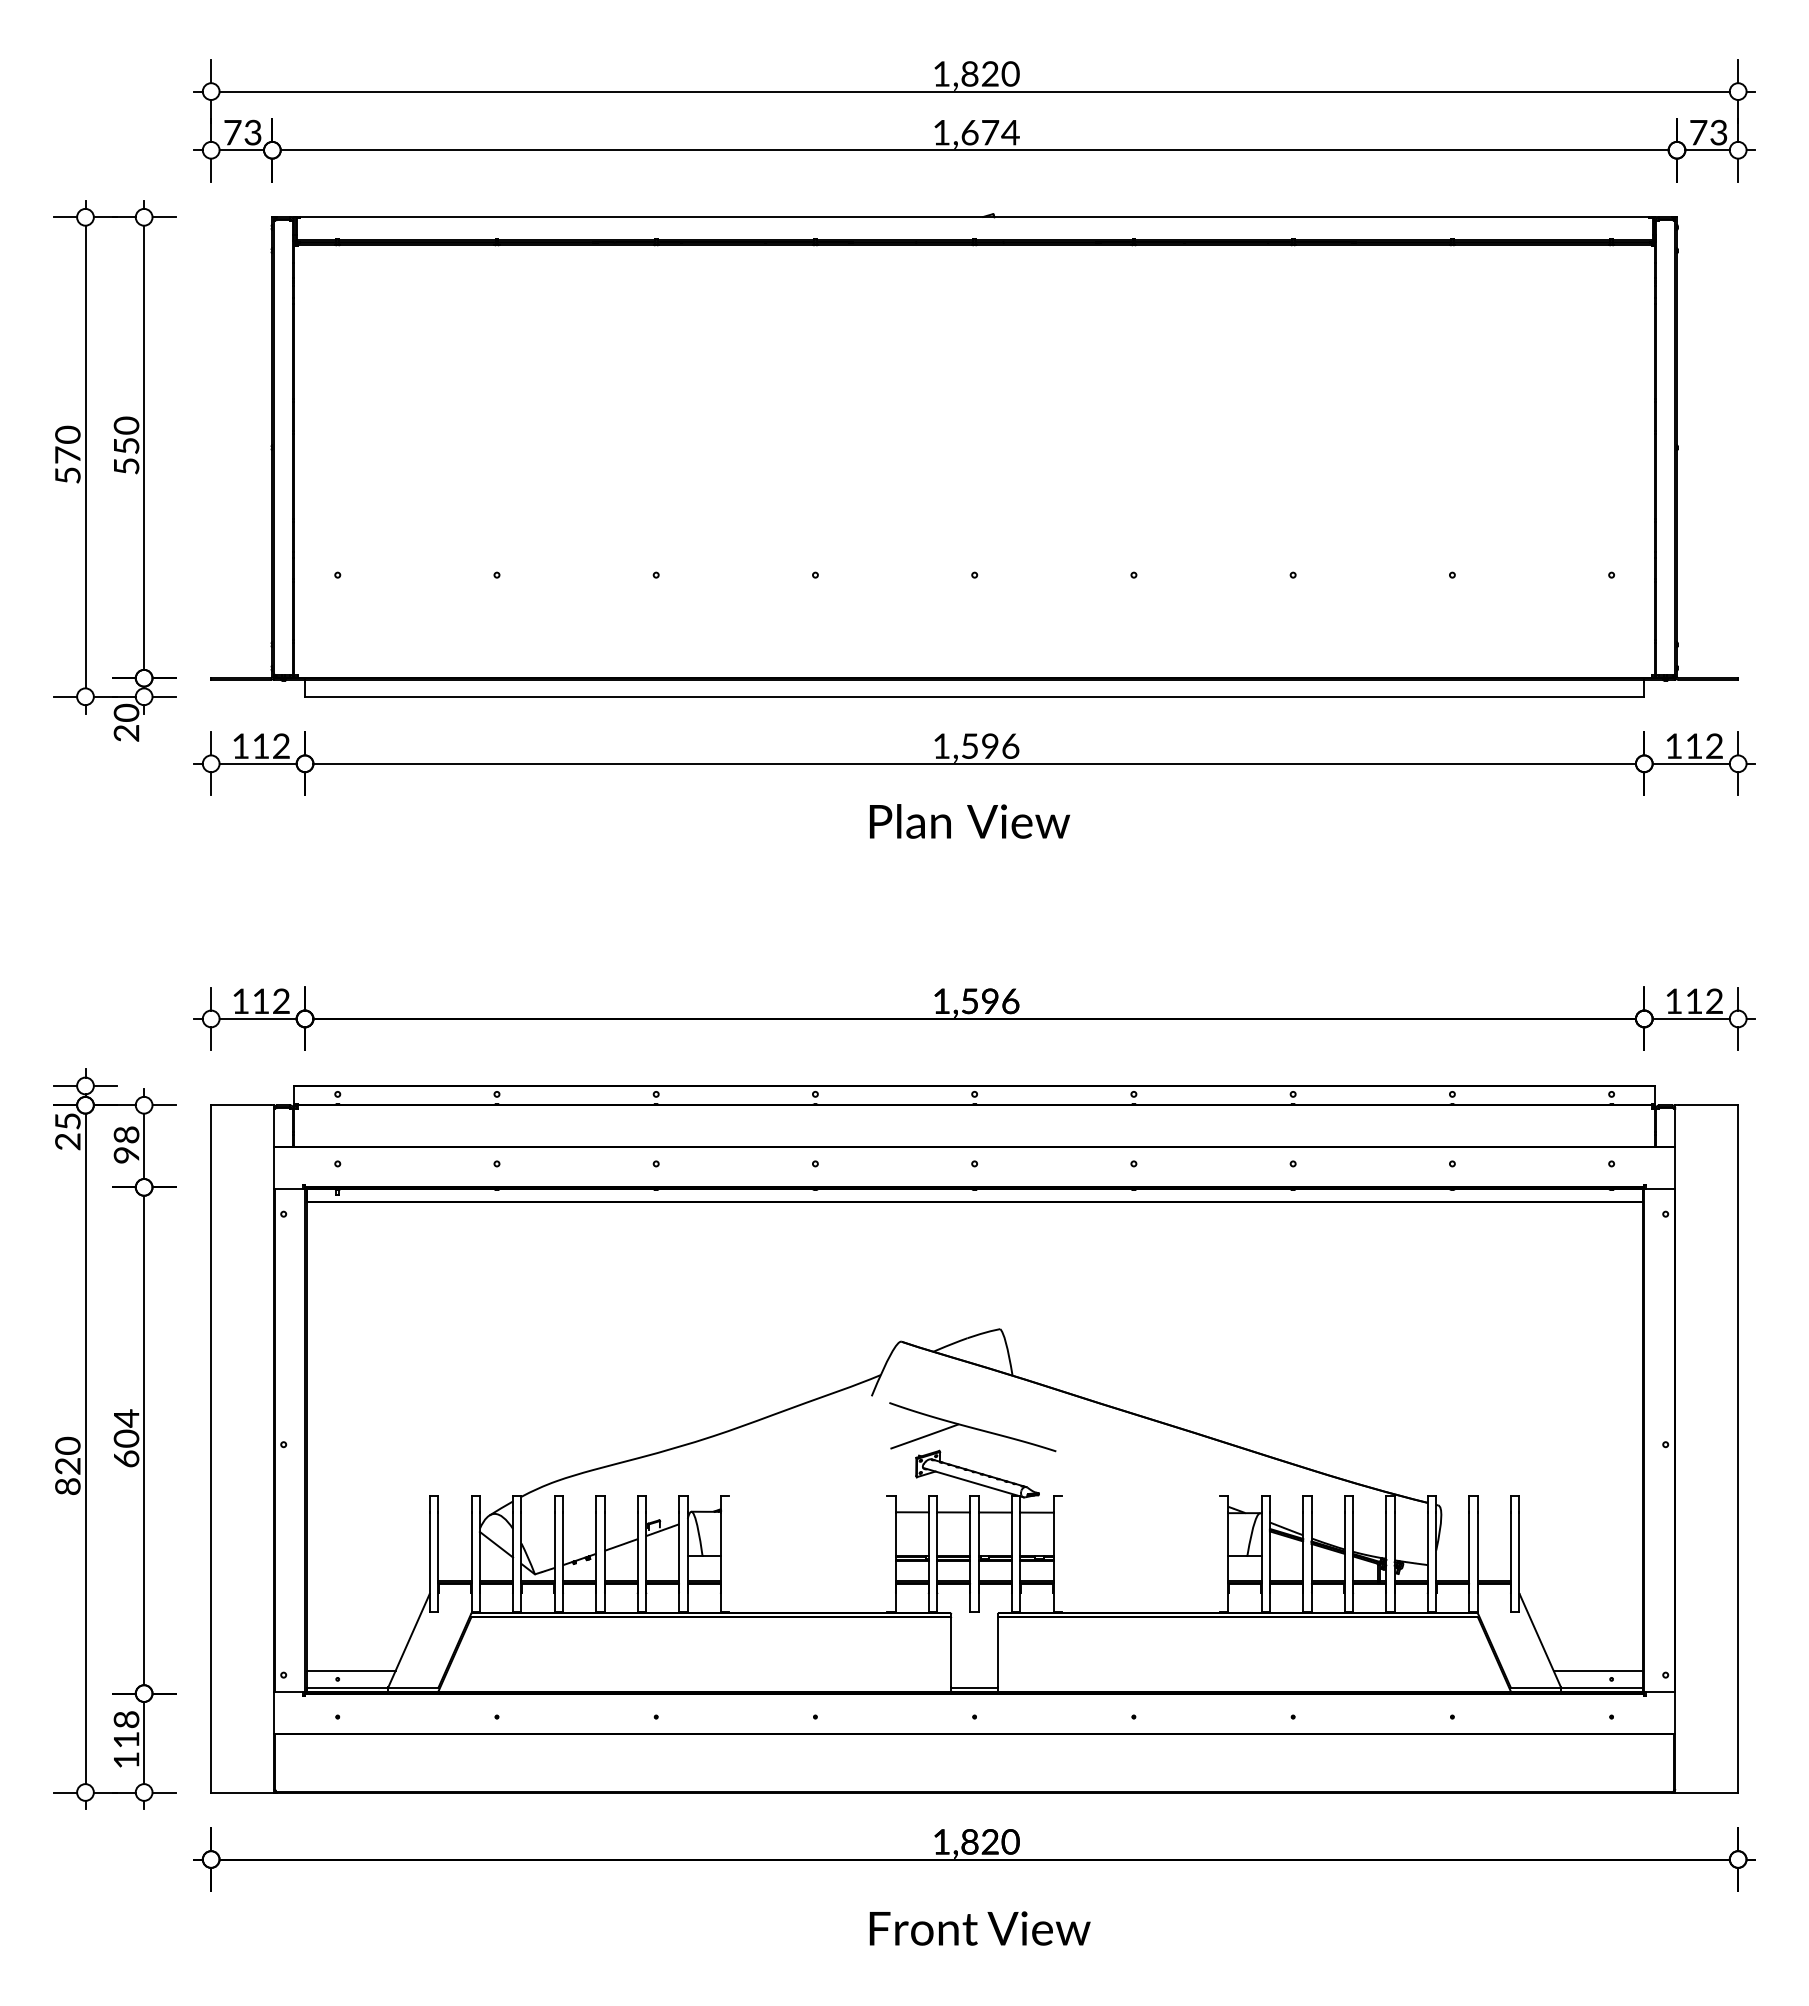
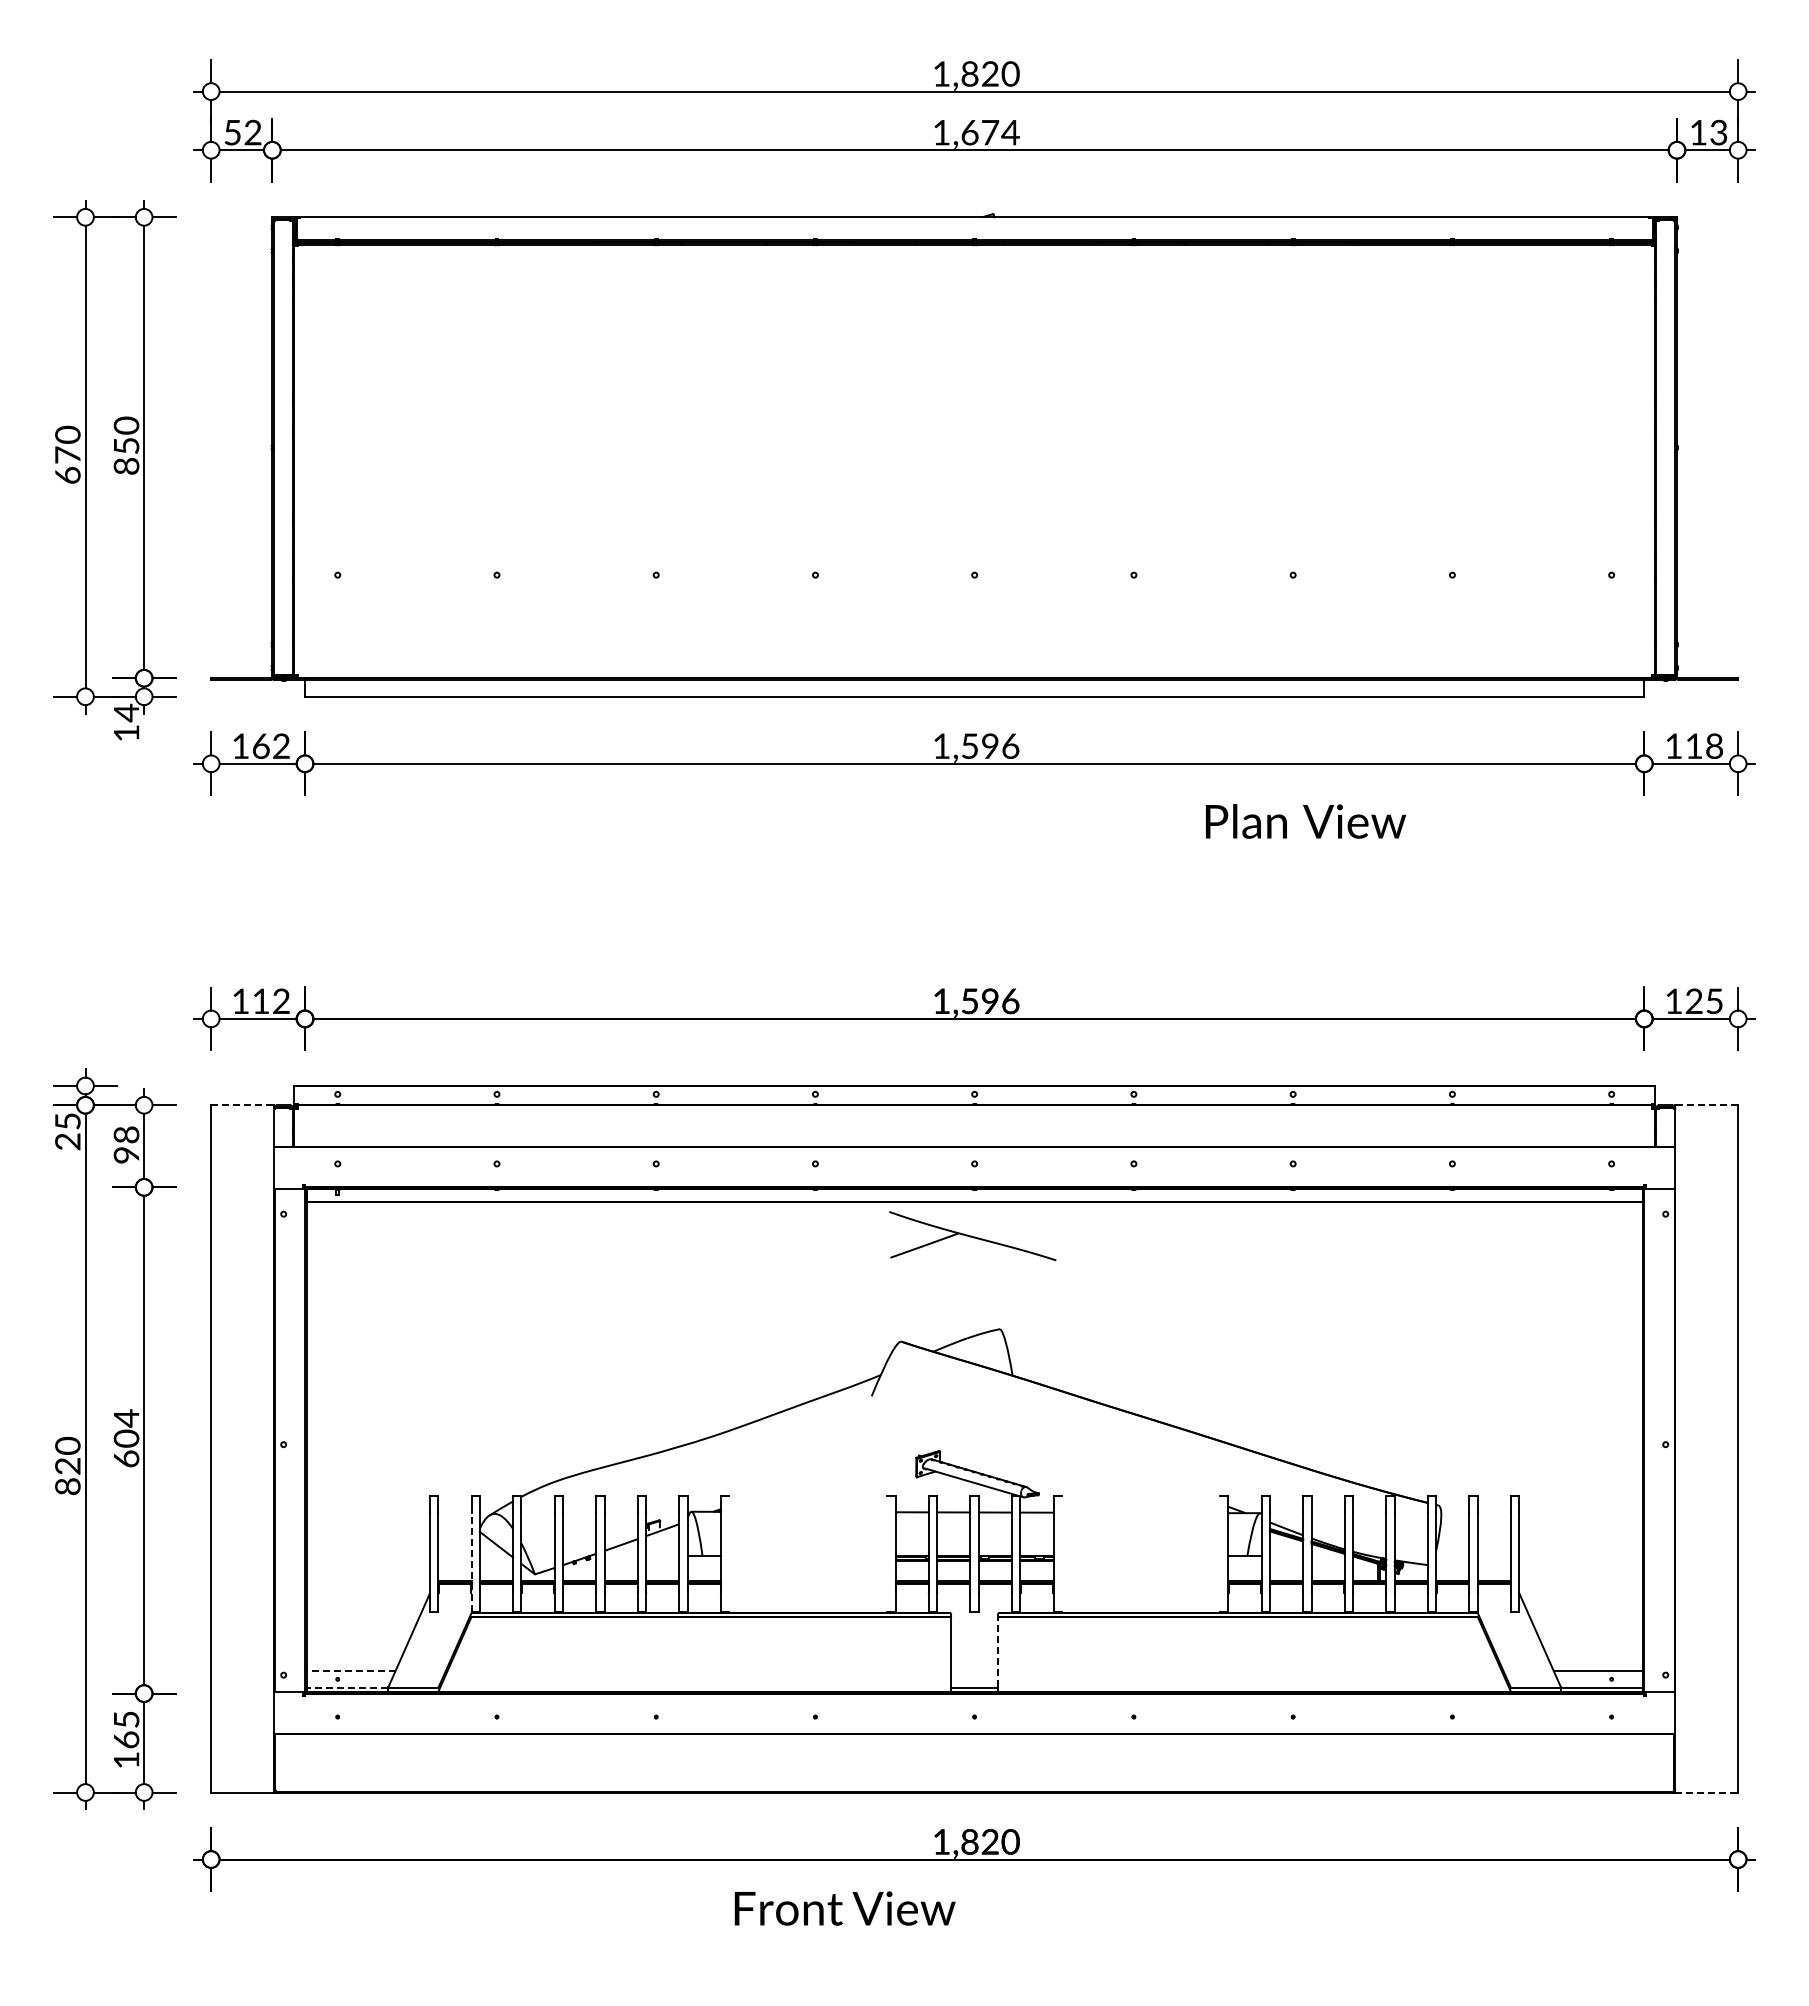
text: 73 -> 52 (242, 132)
text: 73 -> 13 (1698, 132)
text: 550 -> 850 (126, 466)
text: 570 -> 670 (67, 475)
text: 20 -> 14 (126, 722)
text: 112 -> 162 (261, 745)
text: 112 -> 118 (1714, 746)
text position: (970, 821) -> (1306, 821) (1306, 821)
text: 112 -> 125 (1703, 1001)
line: solid -> dashed (240, 1105)
line: solid -> dashed (1708, 1105)
part position: (972, 1427) -> (972, 1236) (972, 1236)
line: solid -> dashed (471, 1562)
line: solid -> dashed (998, 1650)
line: solid -> dashed (350, 1670)
line: solid -> dashed (347, 1687)
text: 118 -> 165 (126, 1729)
line: solid -> dashed (1707, 1792)
text position: (979, 1928) -> (844, 1908) (844, 1908)
